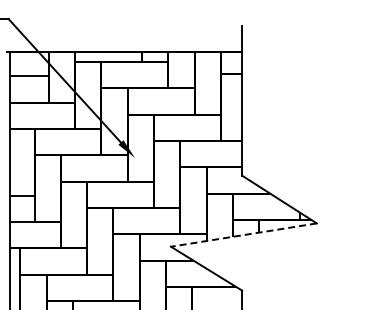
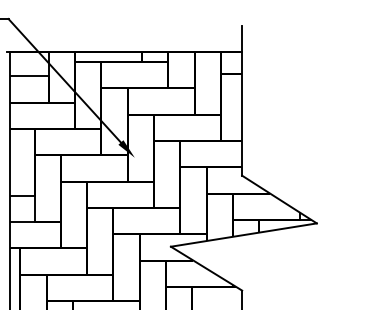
line: dashed -> solid (243, 235)
